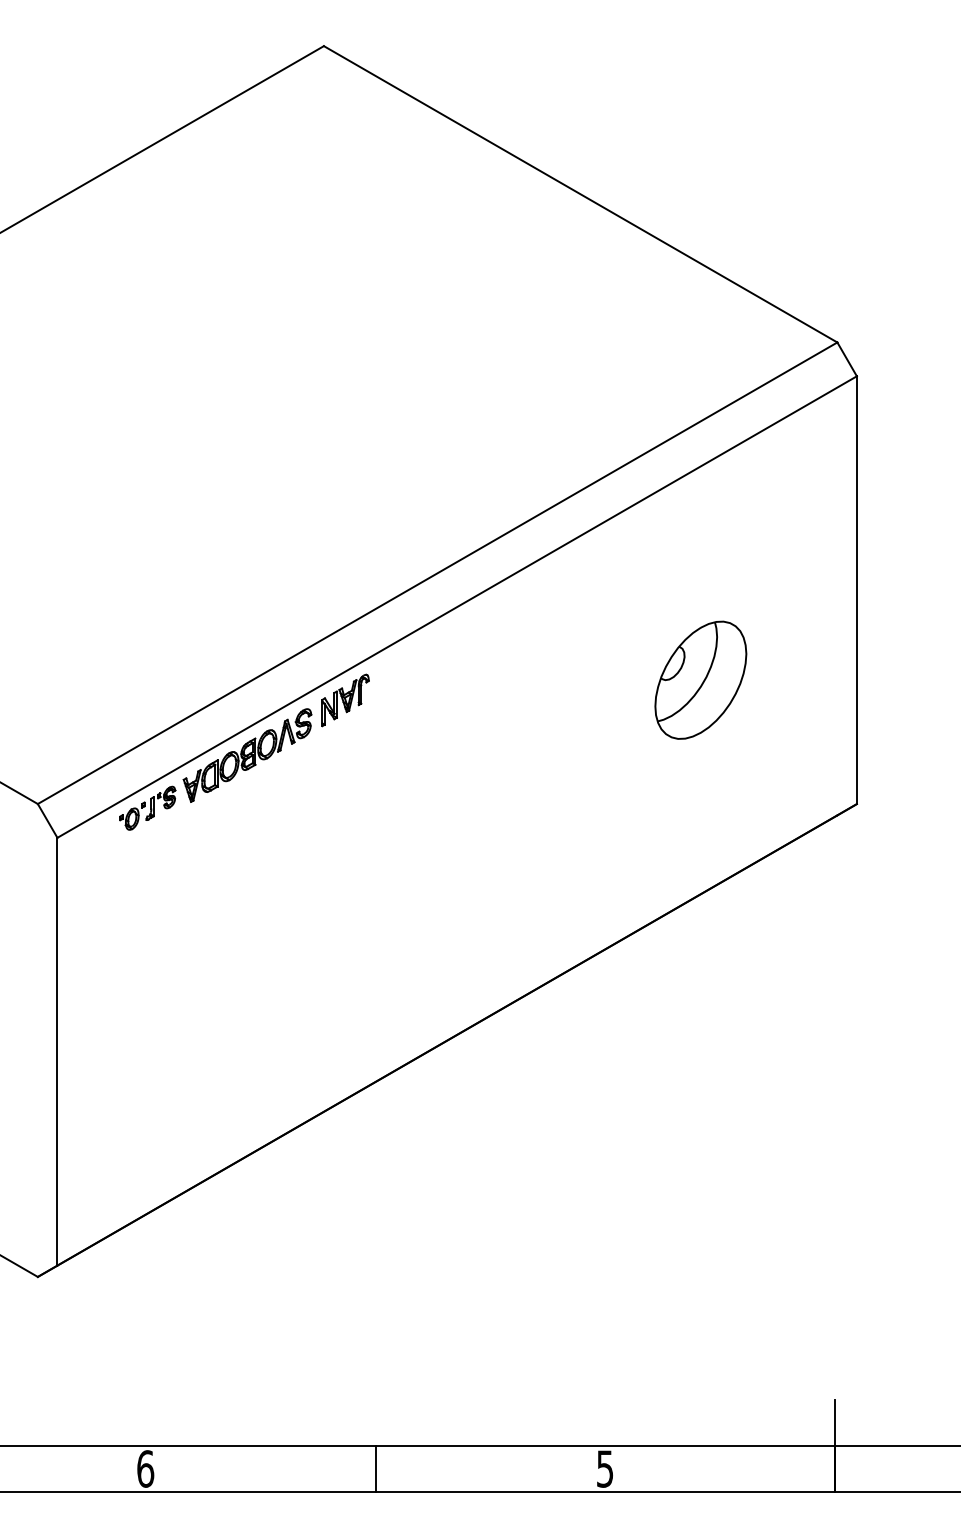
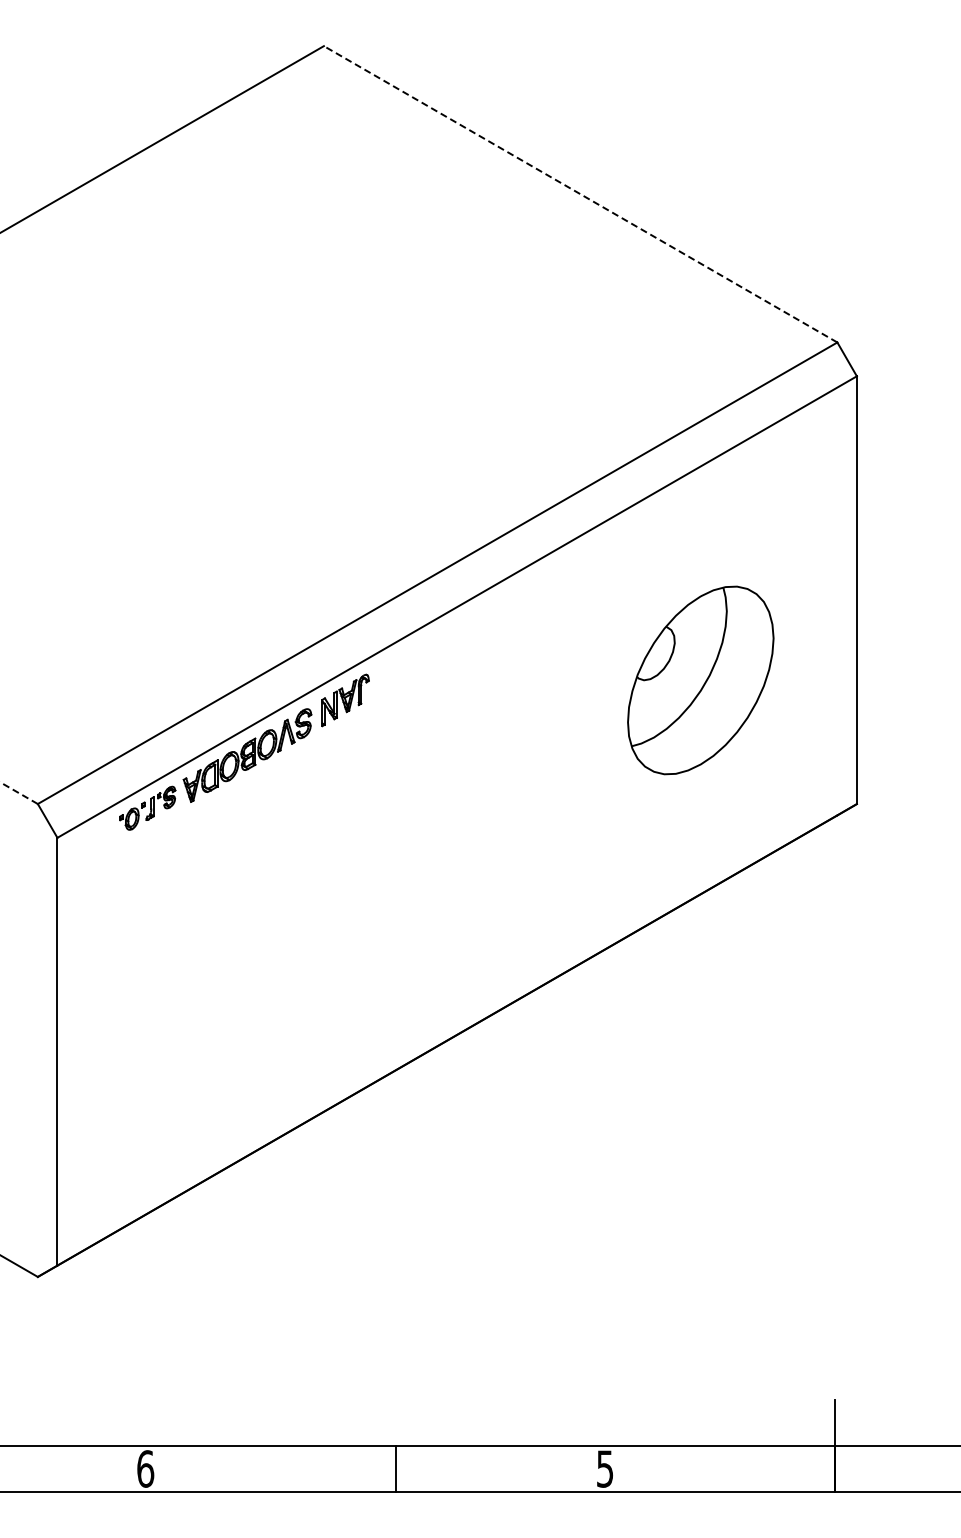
line: solid -> dashed (580, 194)
part size: 94x120 px -> 148x191 px (700, 680)
line: solid -> dashed (18, 793)
line position: (375, 1468) -> (395, 1468) (395, 1468)
